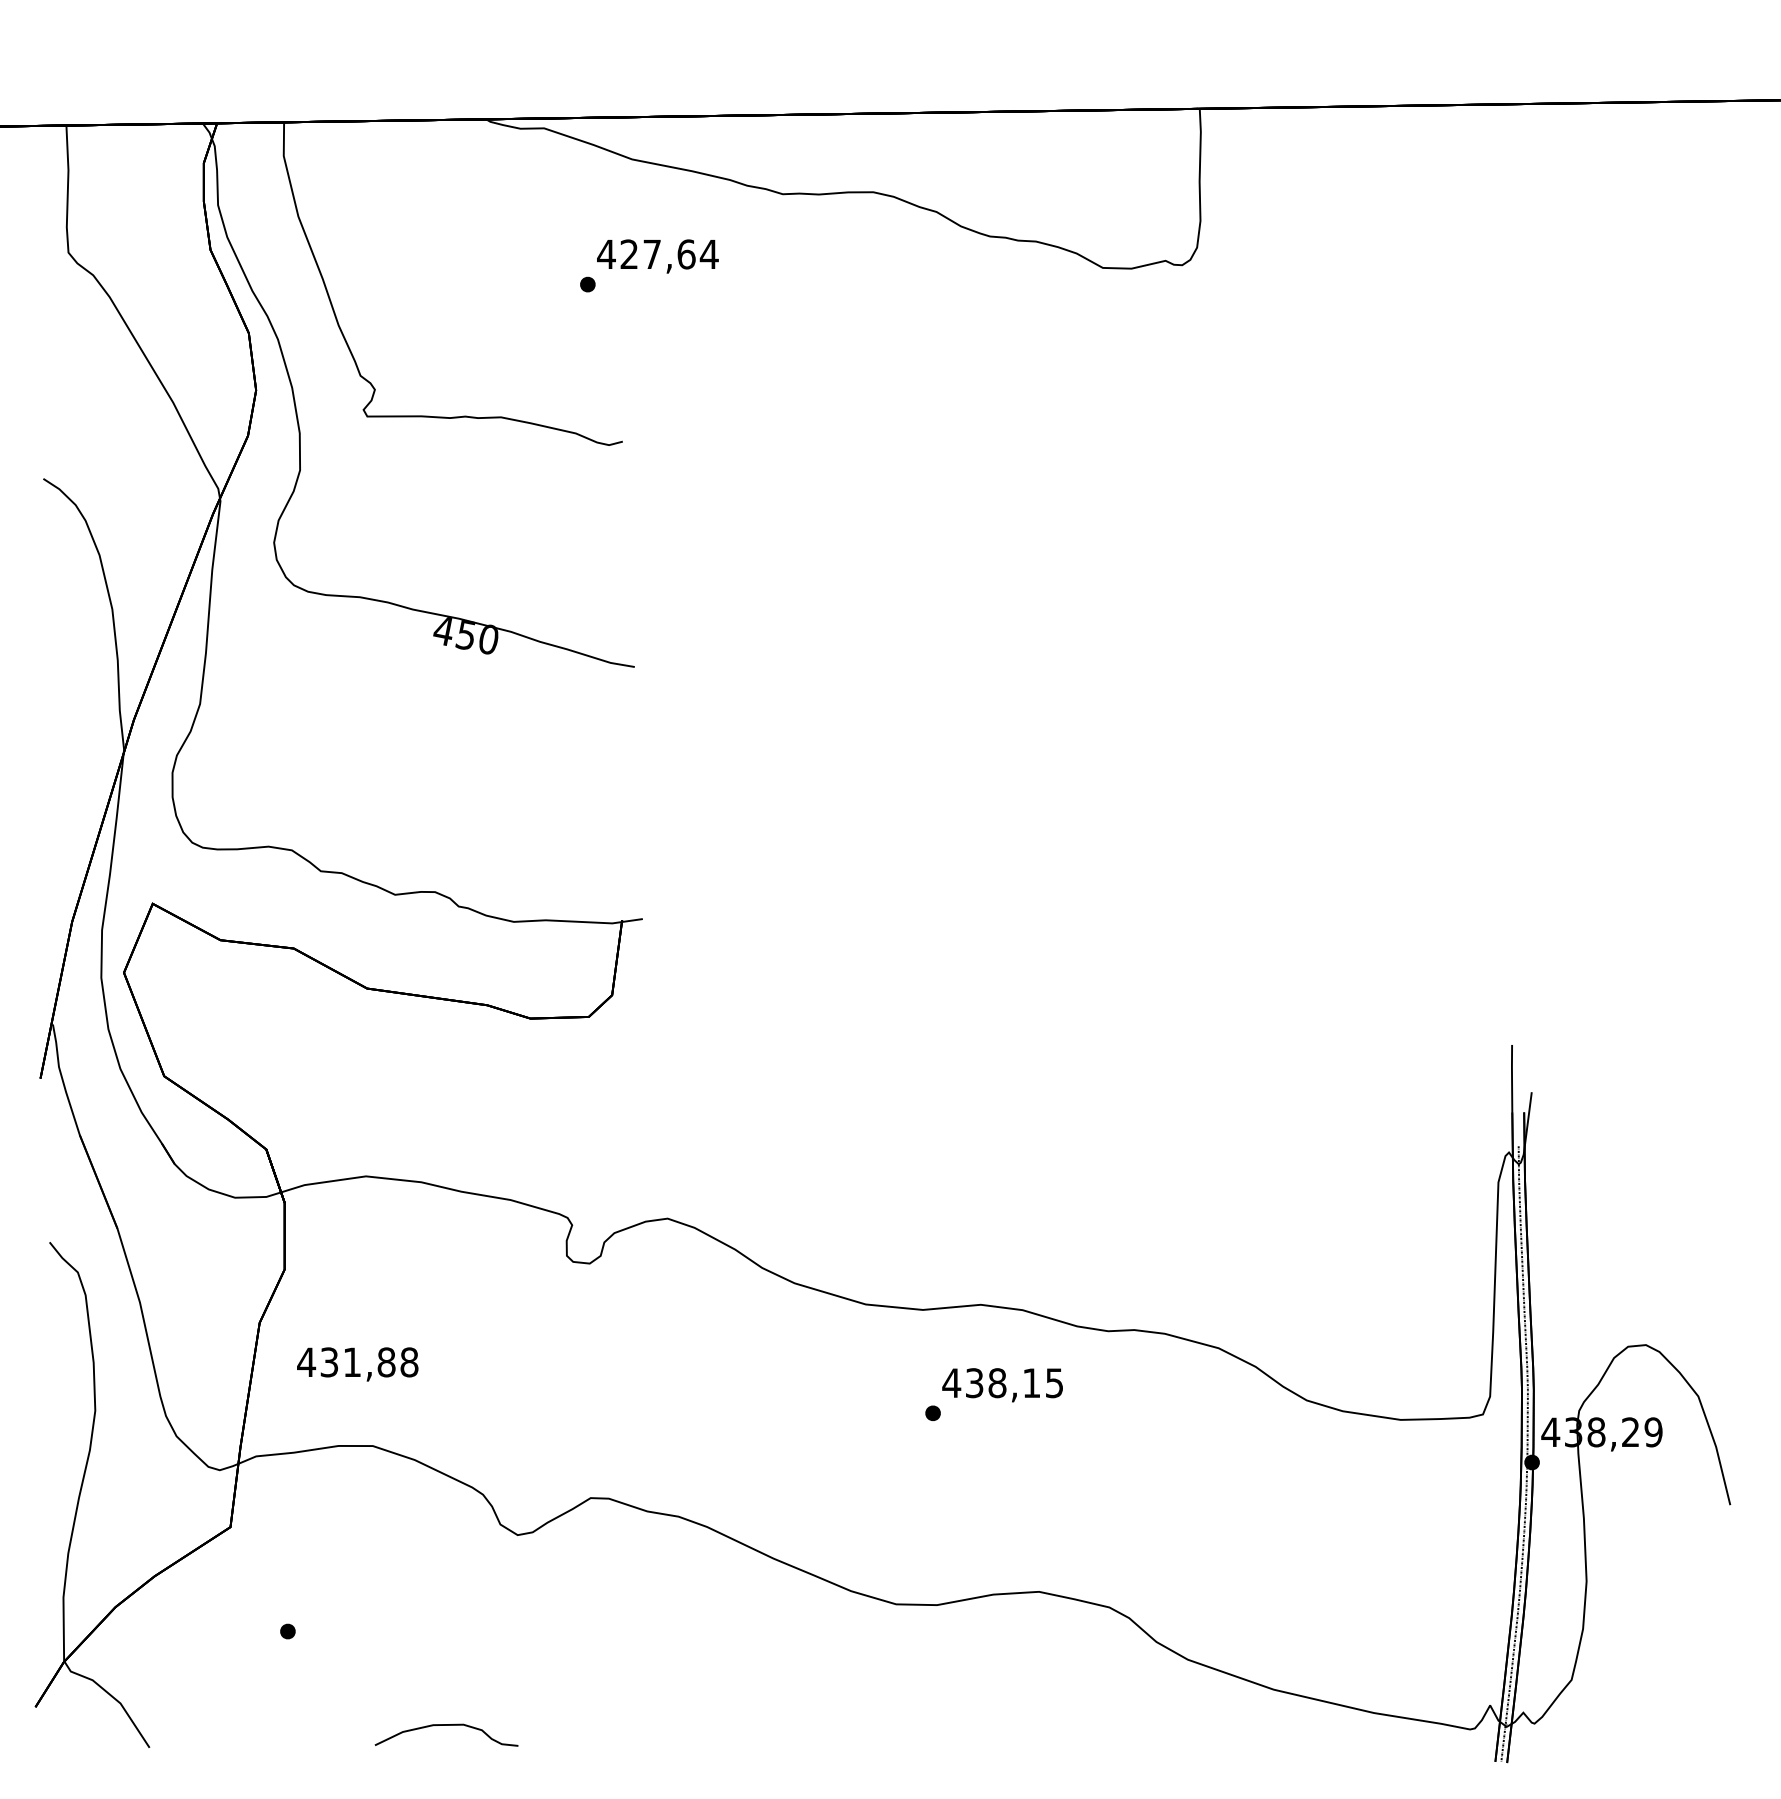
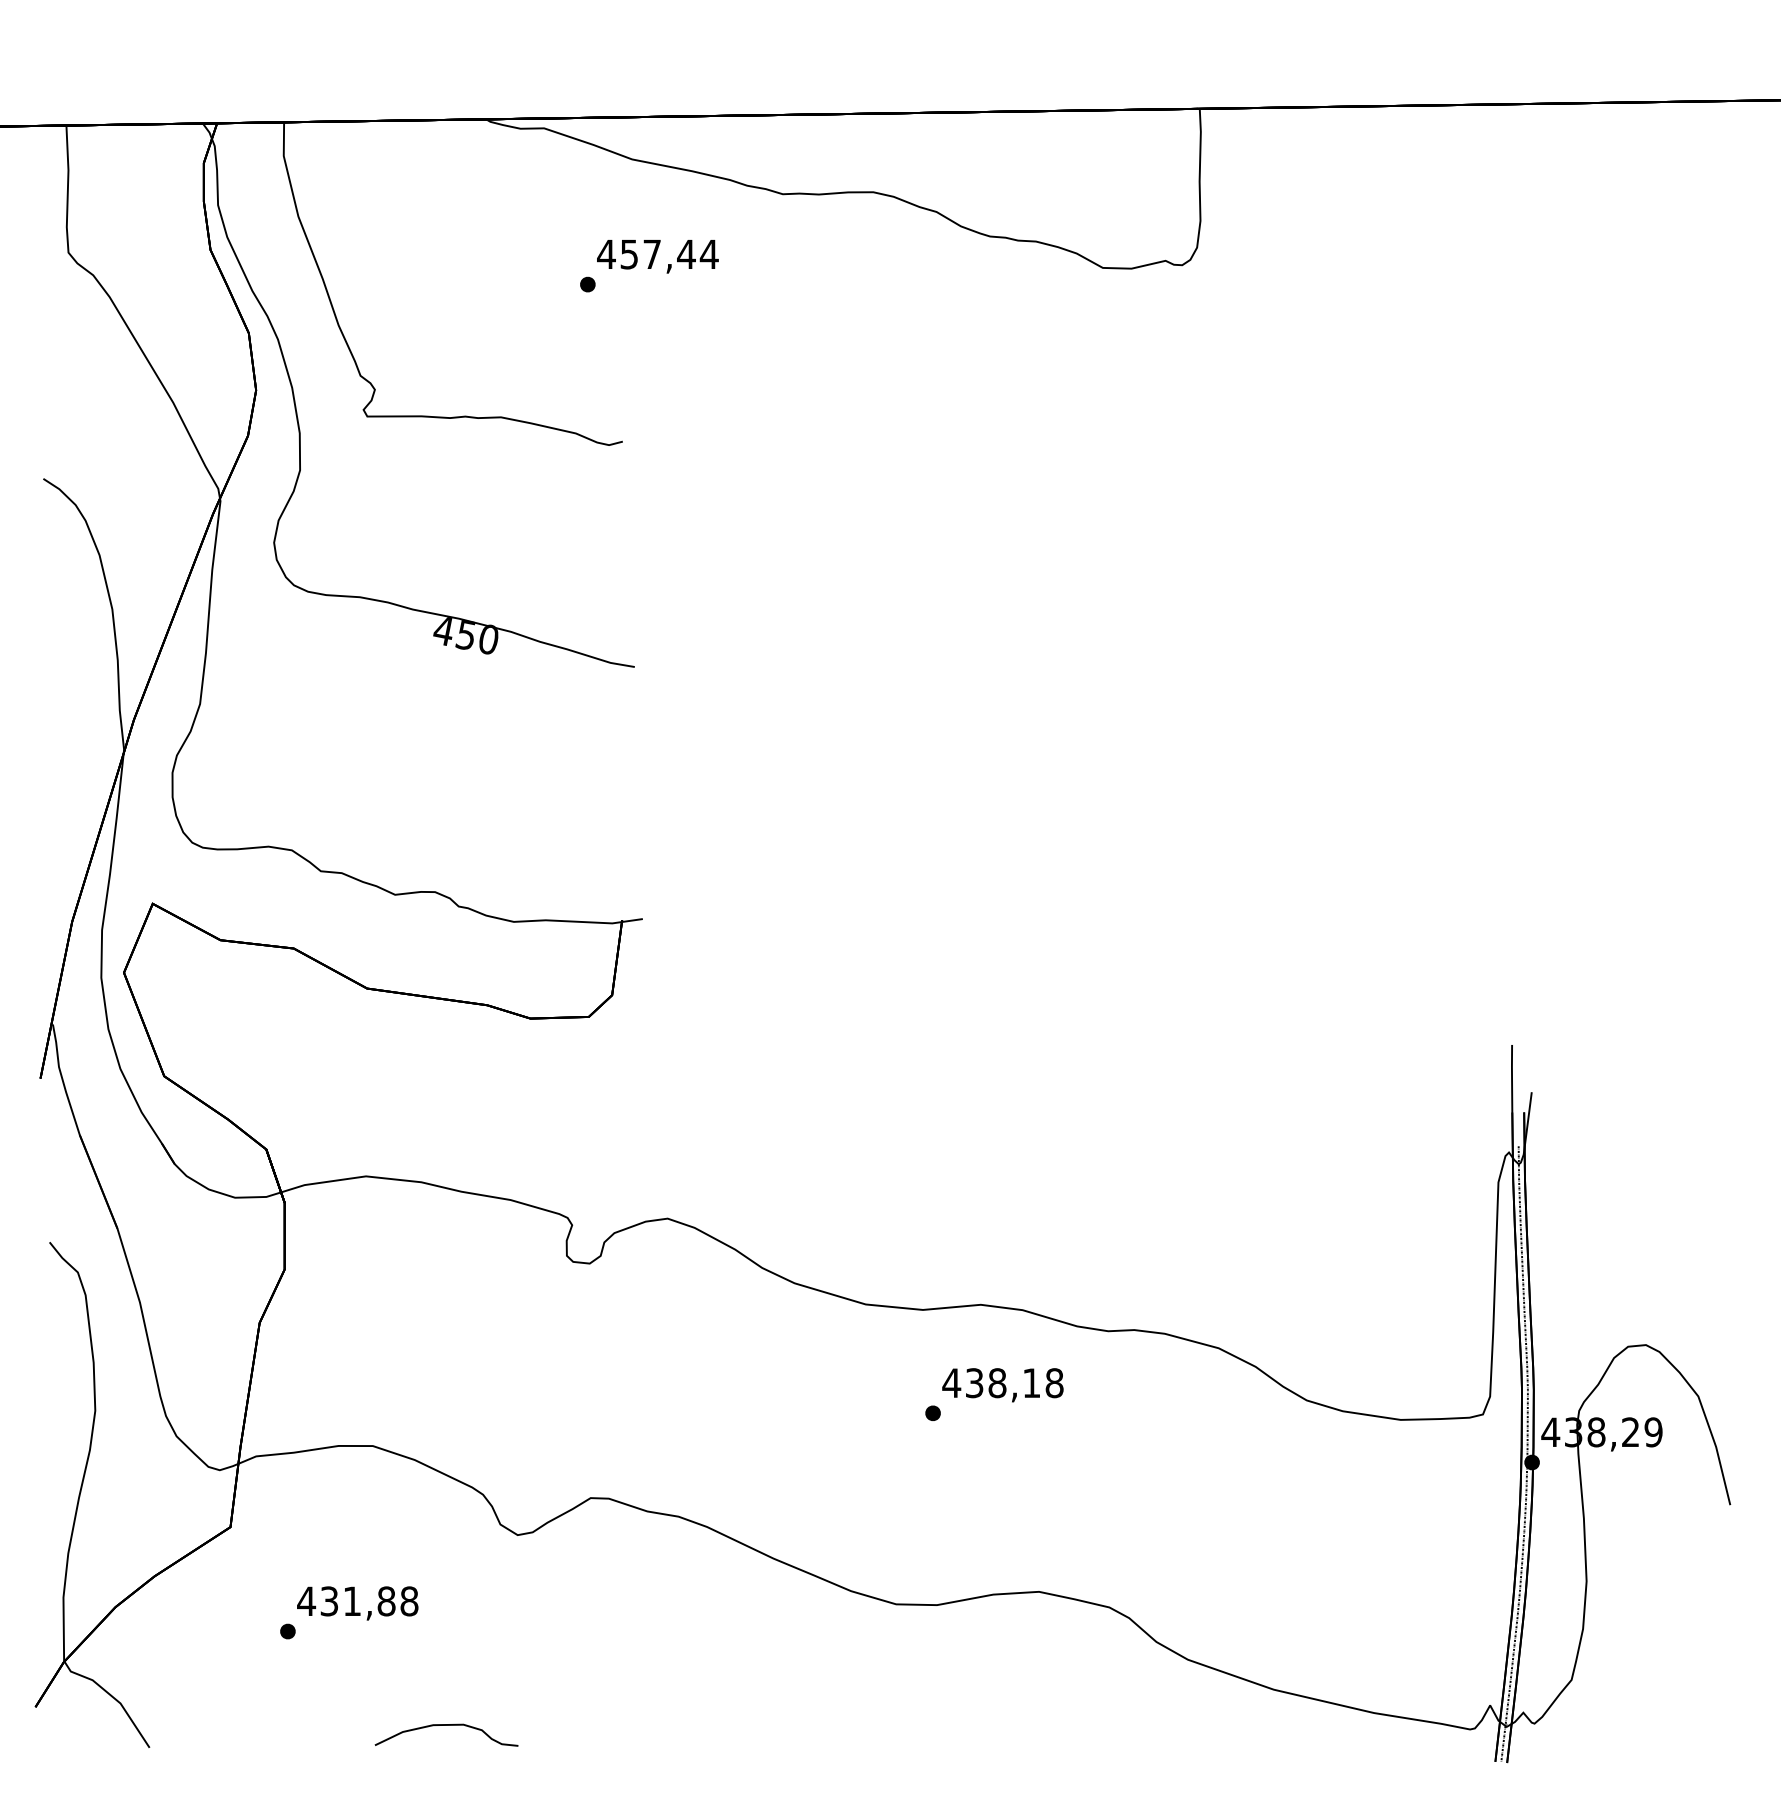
text: 427,64 -> 457,44 (657, 254)
text position: (357, 1364) -> (357, 1603) (357, 1603)
text: 438,15 -> 438,18 (1054, 1383)
